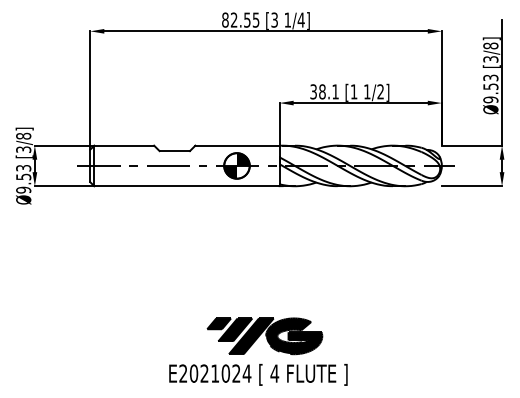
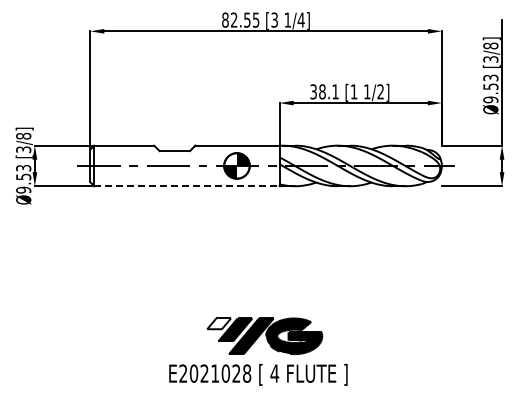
line: solid -> dashed (186, 186)
fill: present -> none (219, 323)
text: E2021024 -> E2021028 (246, 373)
